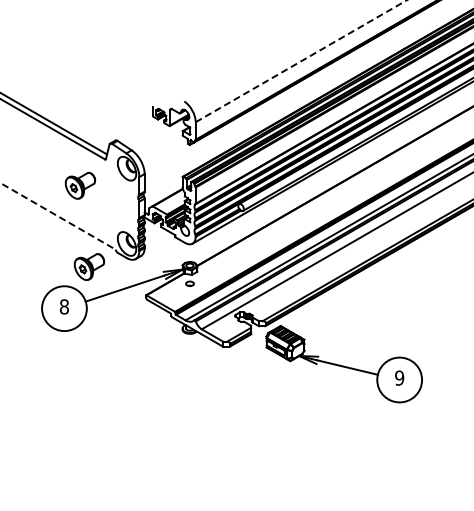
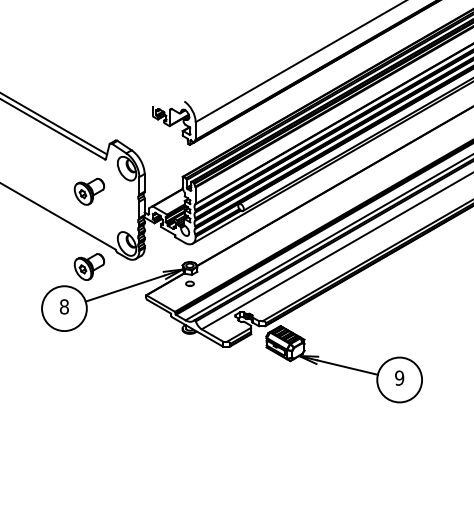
line: dashed -> solid (301, 61)
part position: (79, 185) -> (88, 191) (88, 191)
line: dashed -> solid (58, 216)
